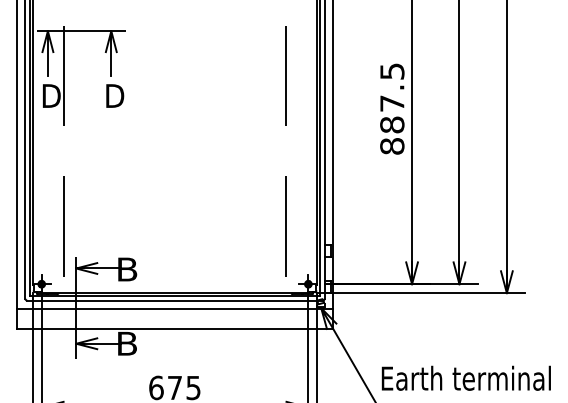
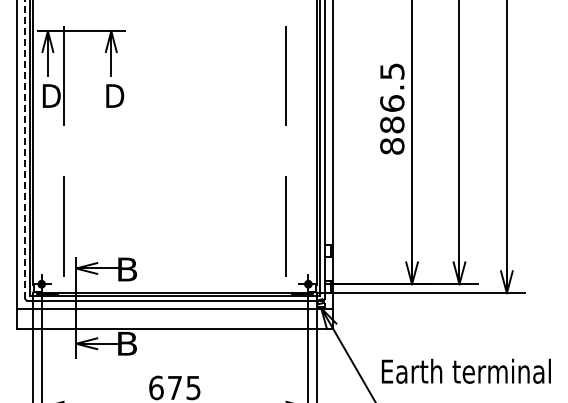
text: 887.5 -> 886.5 (392, 103)
line: solid -> dashed (25, 148)
text position: (465, 377) -> (465, 370) (465, 370)
